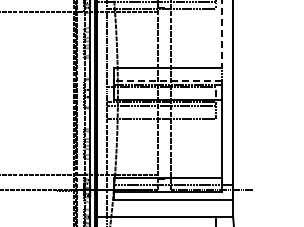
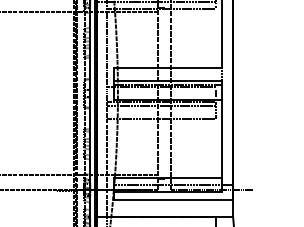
line: dashed -> solid (222, 33)
line: dashed -> solid (167, 80)
